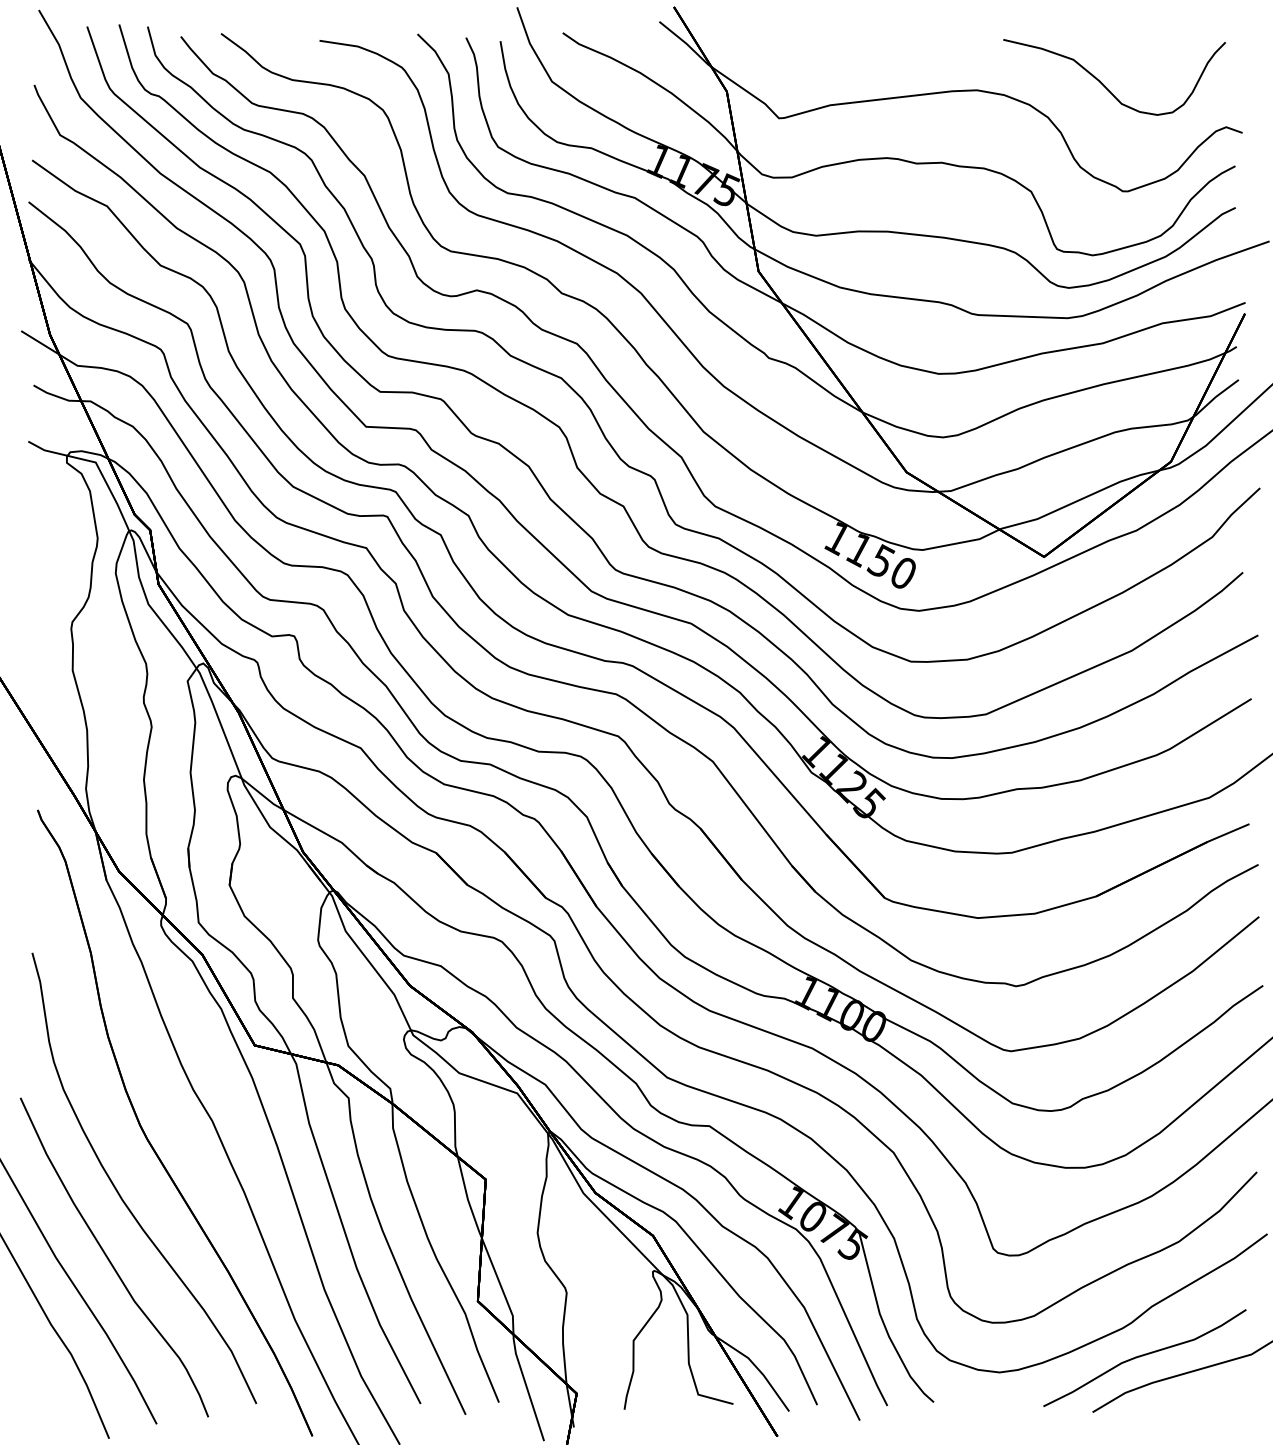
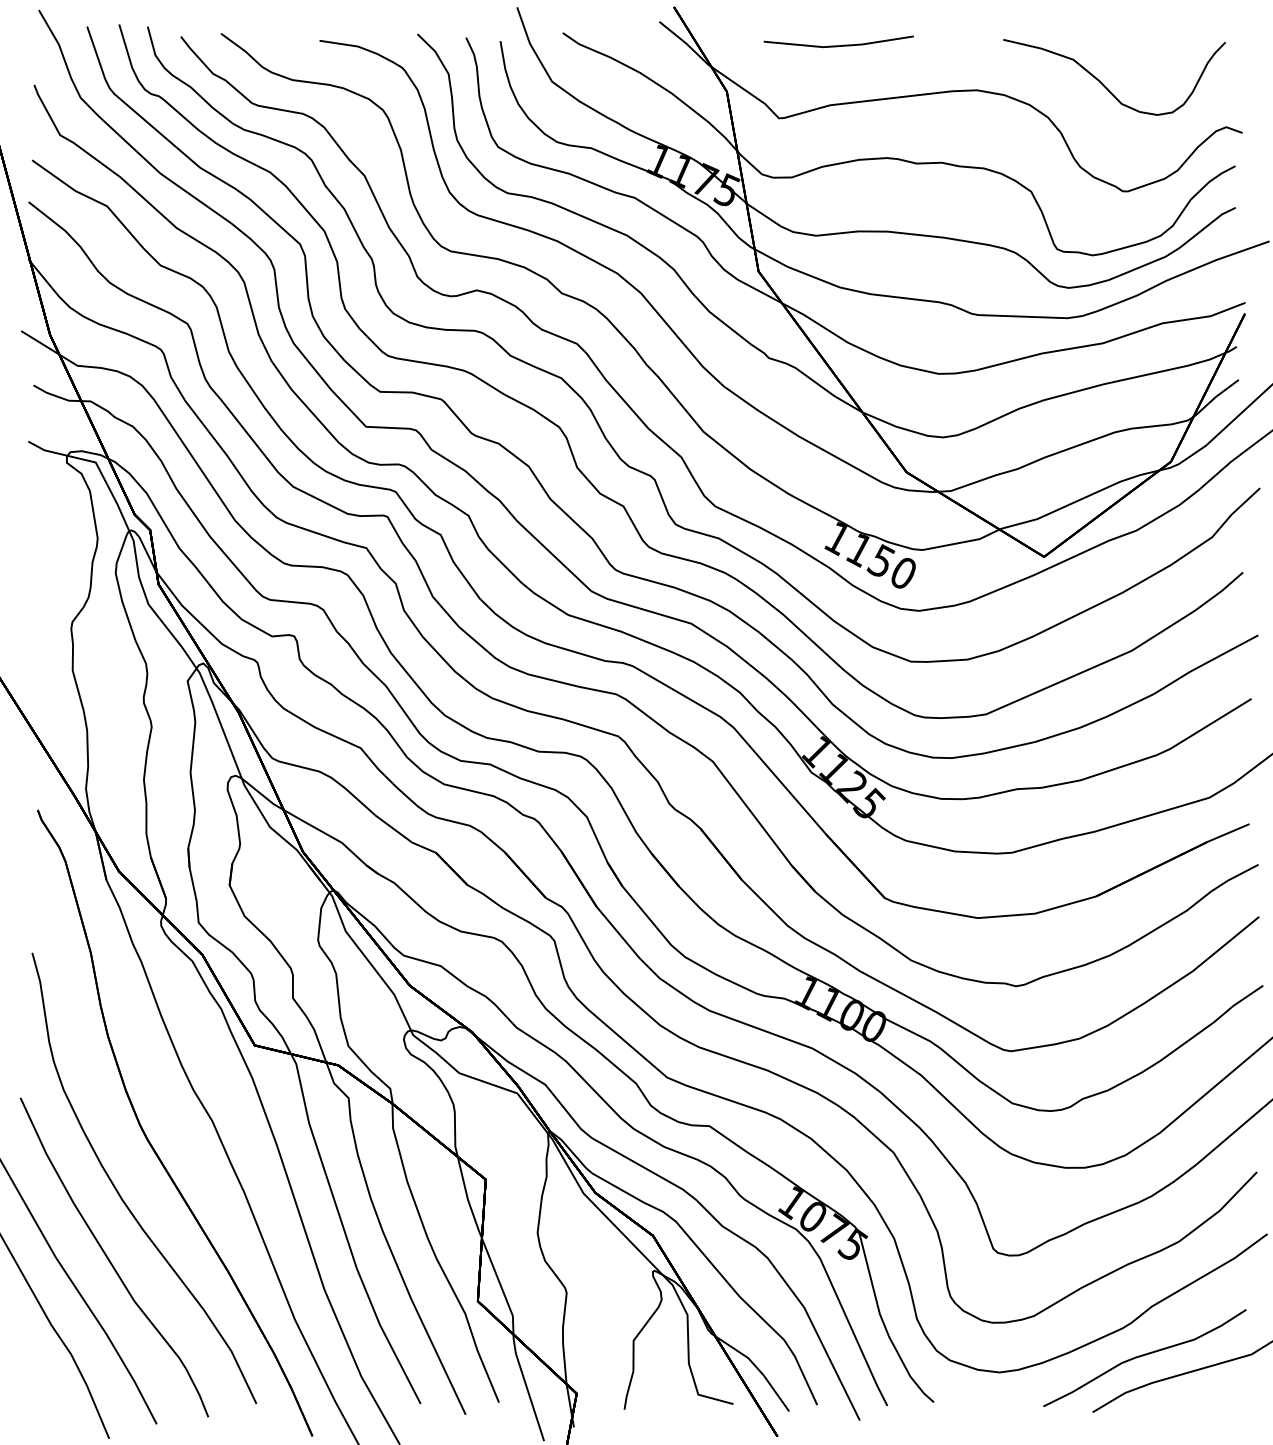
line: none -> present (838, 45)
